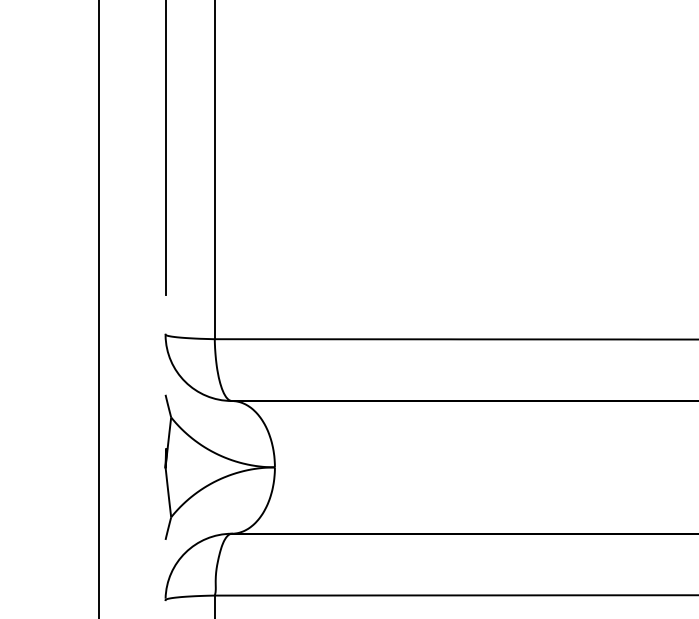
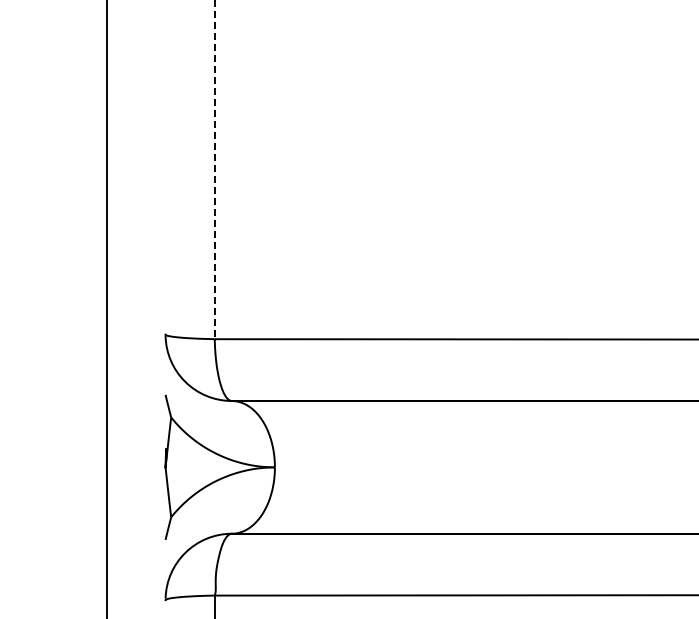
line: present -> none (165, 148)
line: solid -> dashed (214, 170)
line position: (99, 308) -> (107, 308) (107, 308)
